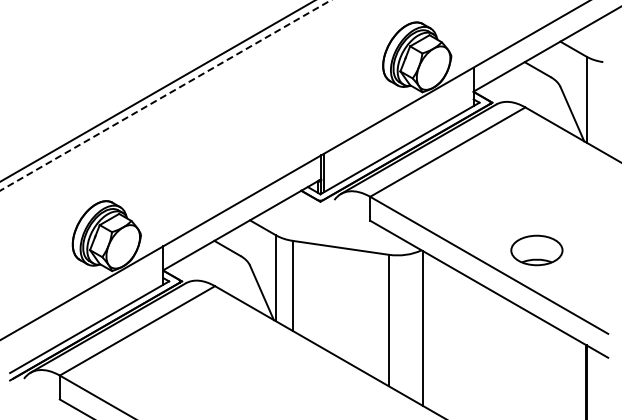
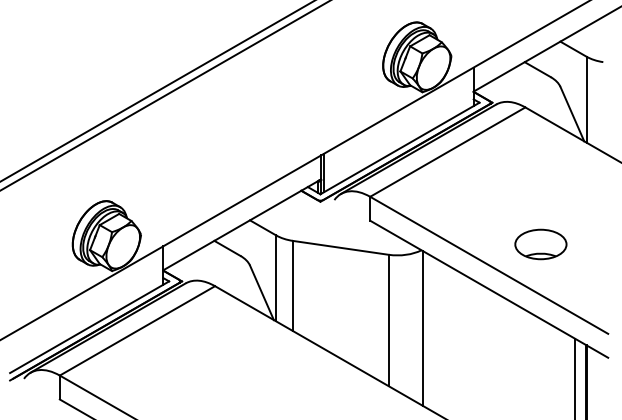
line: dashed -> solid (166, 95)
part position: (536, 250) -> (540, 244) (540, 244)
line: none -> present (575, 377)
